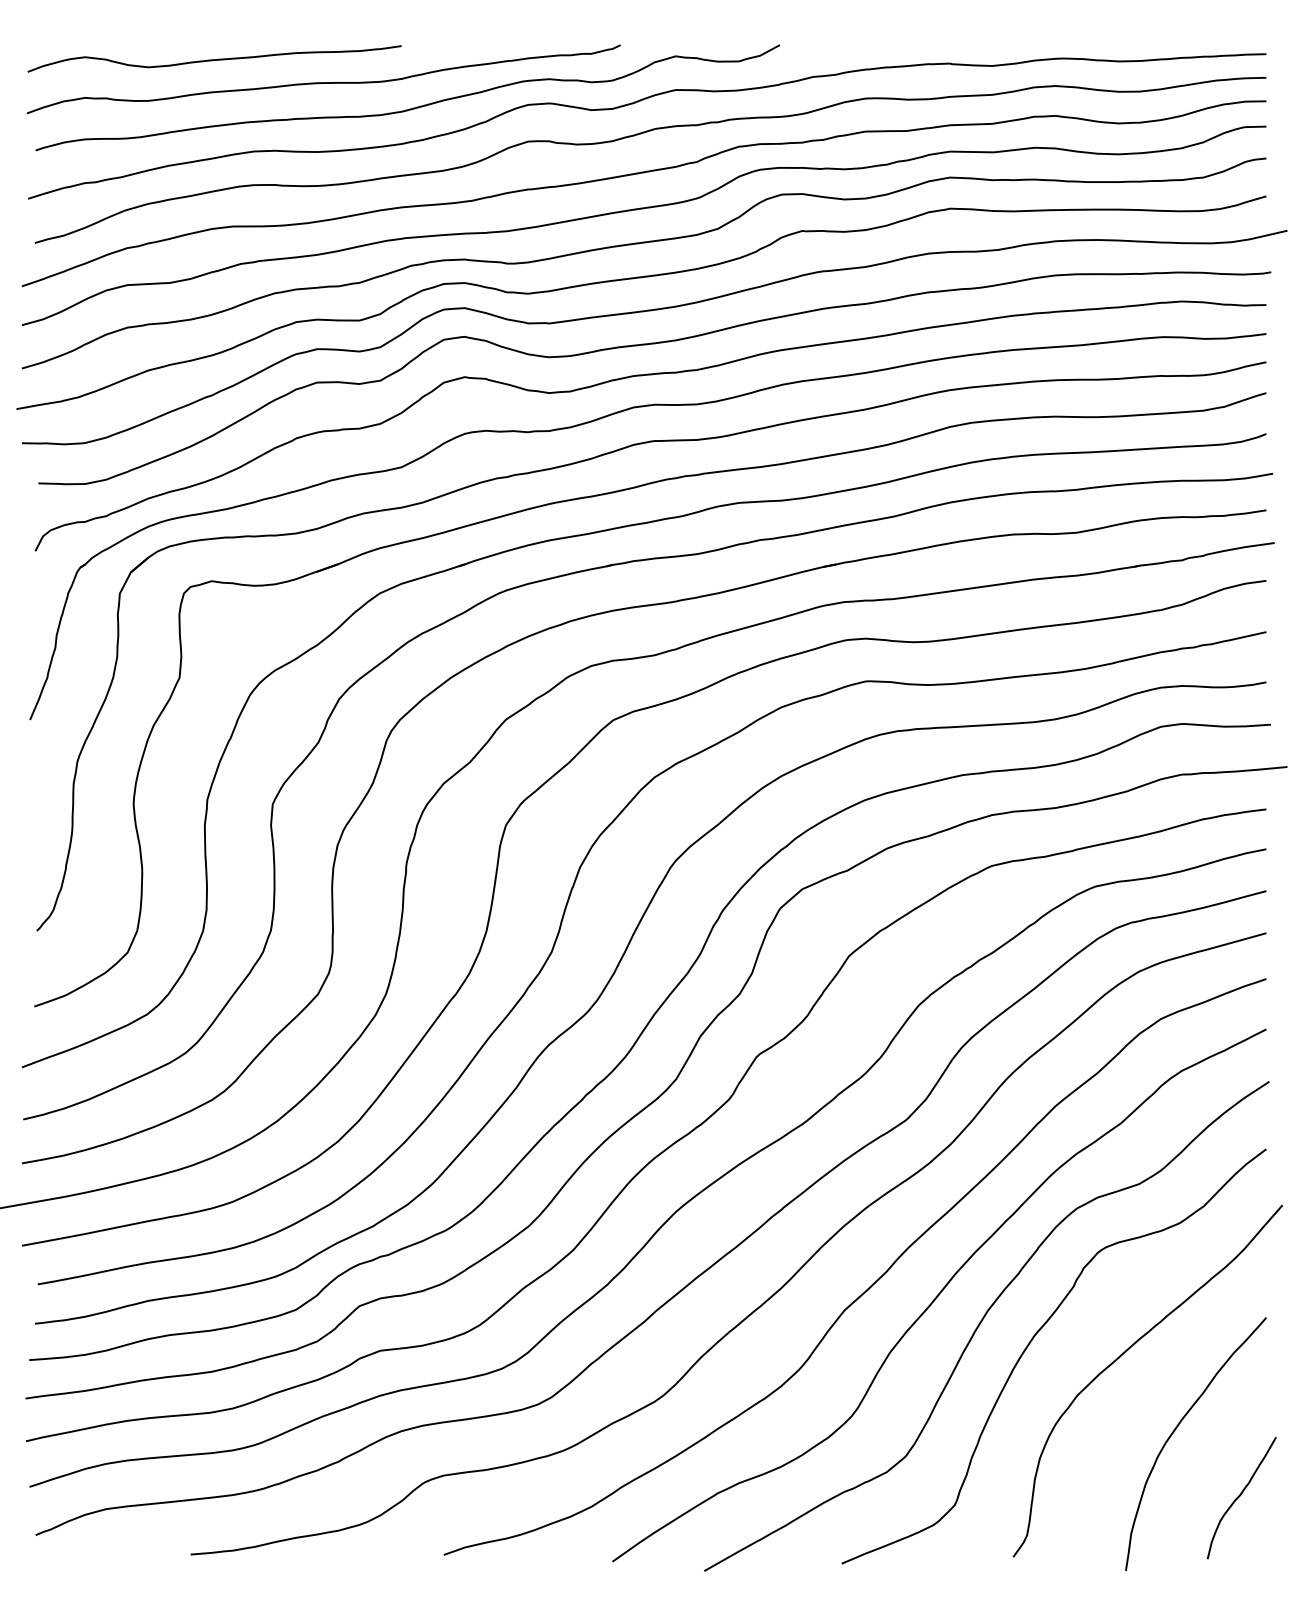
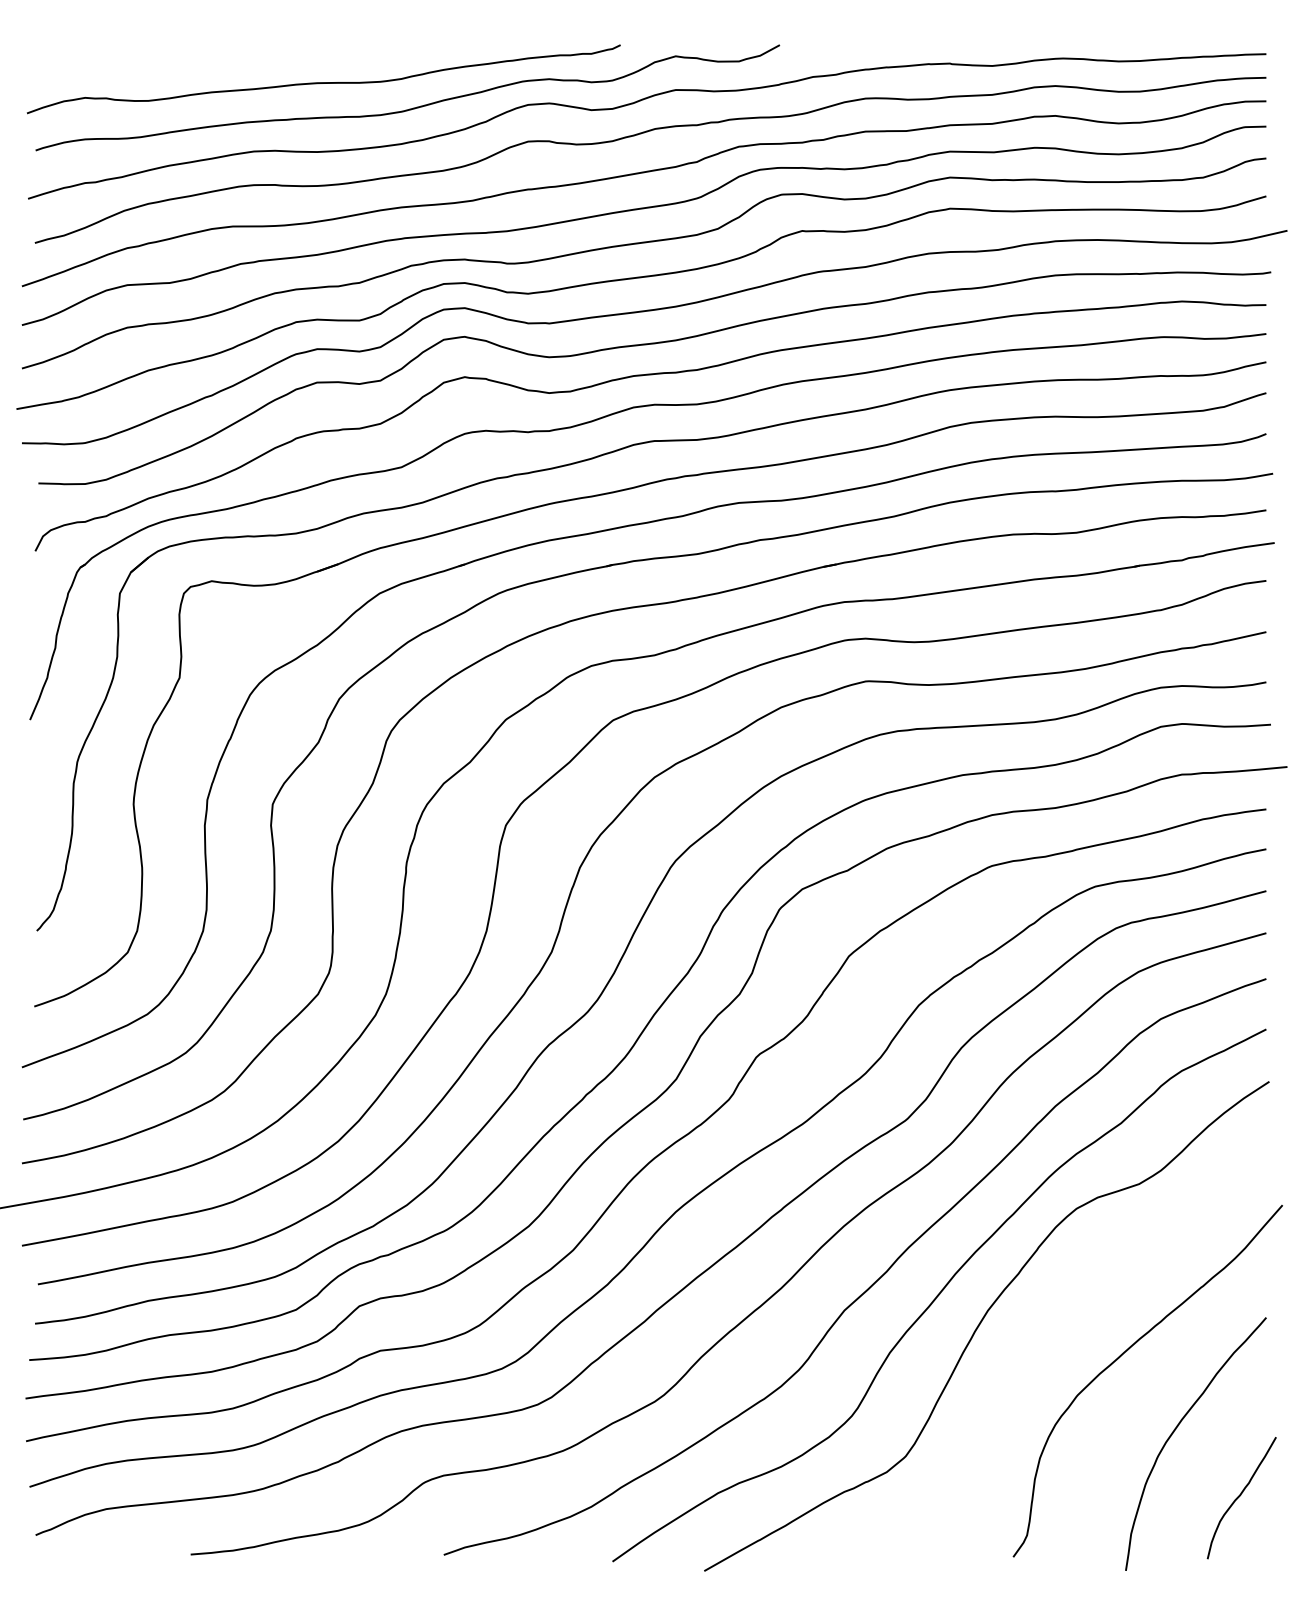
curve: present -> none (214, 59)
curve: present -> none (1031, 1342)
